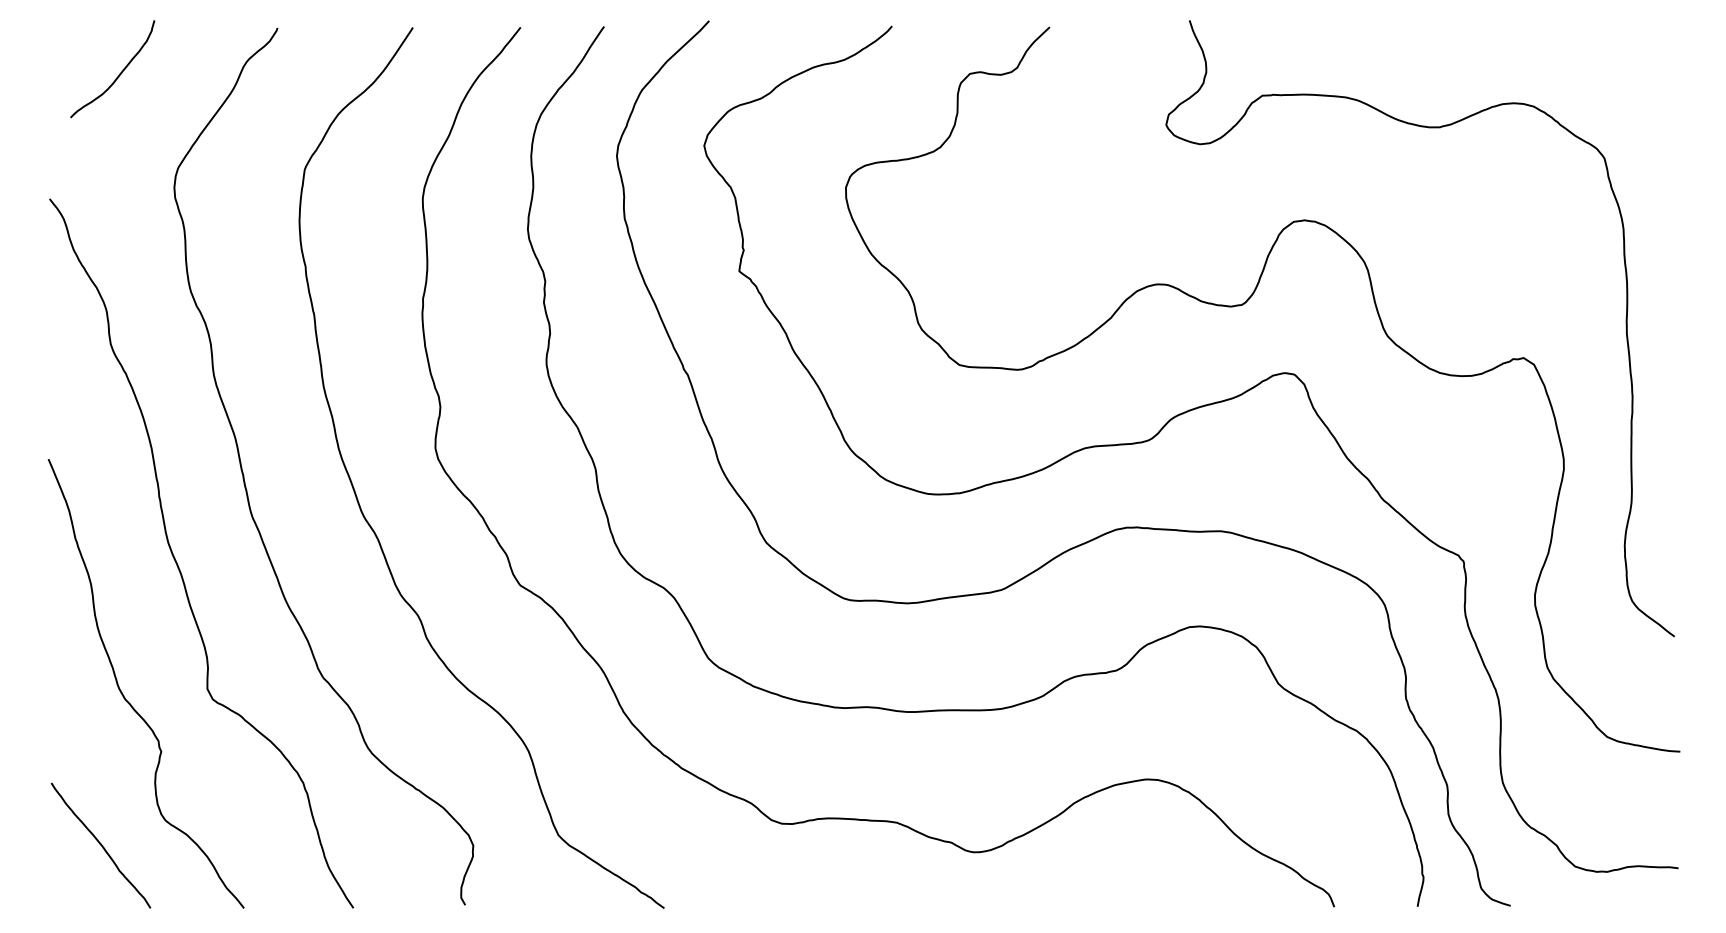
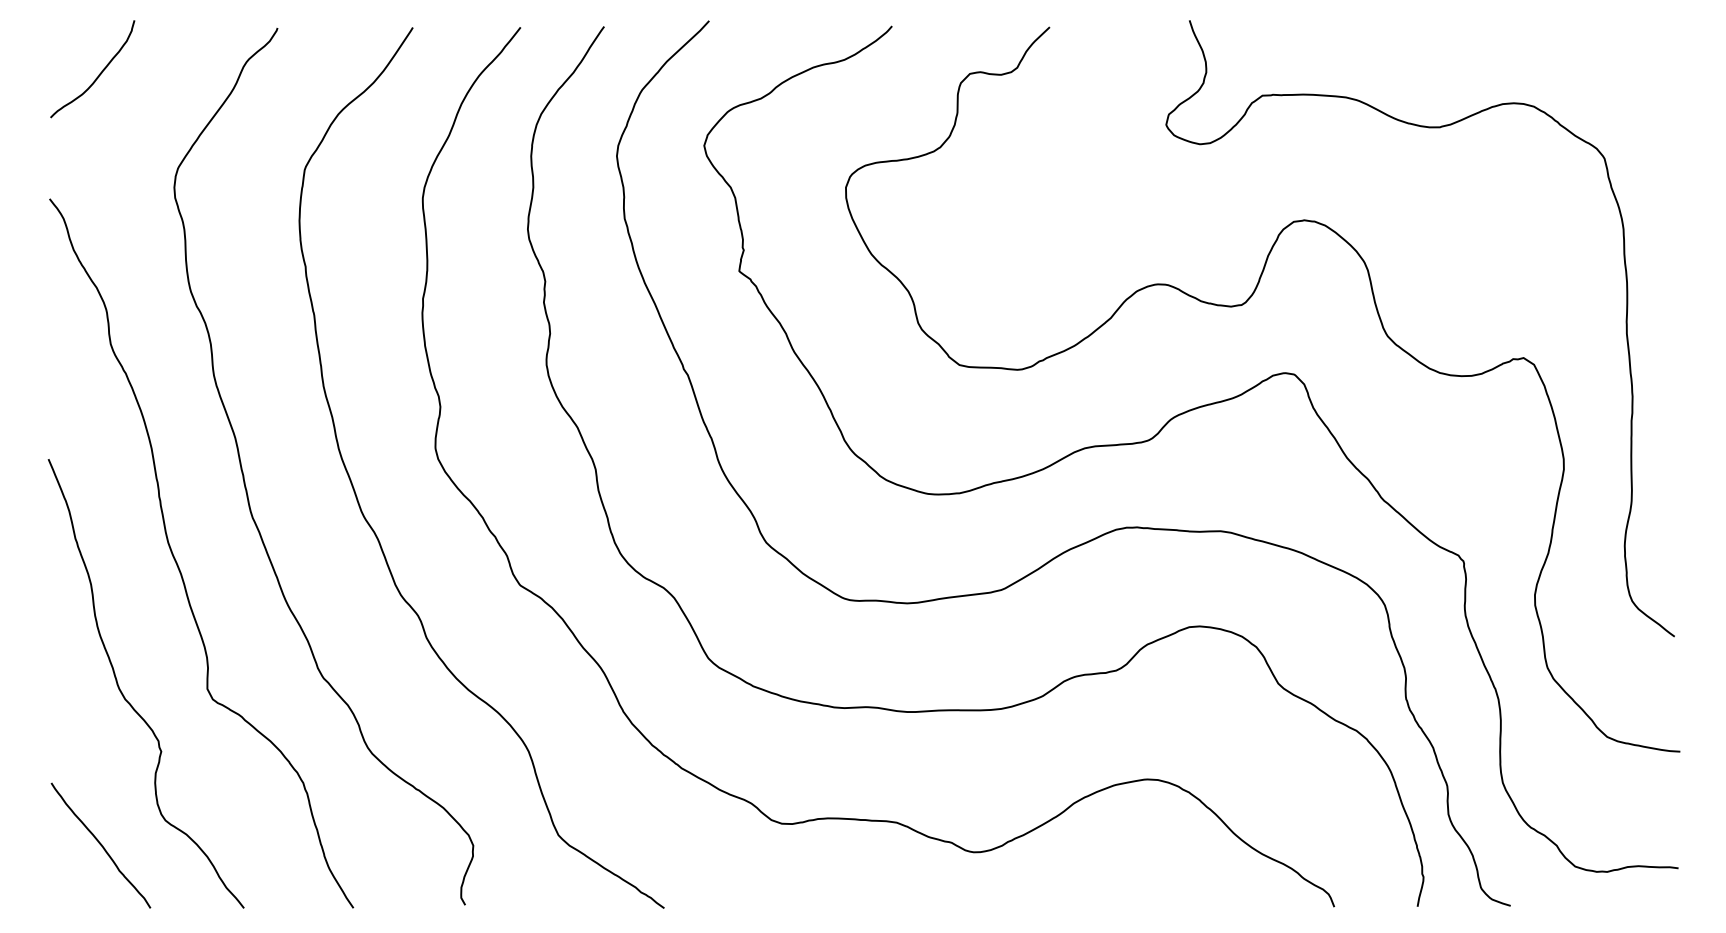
curve position: (118, 74) -> (98, 74) (98, 74)
